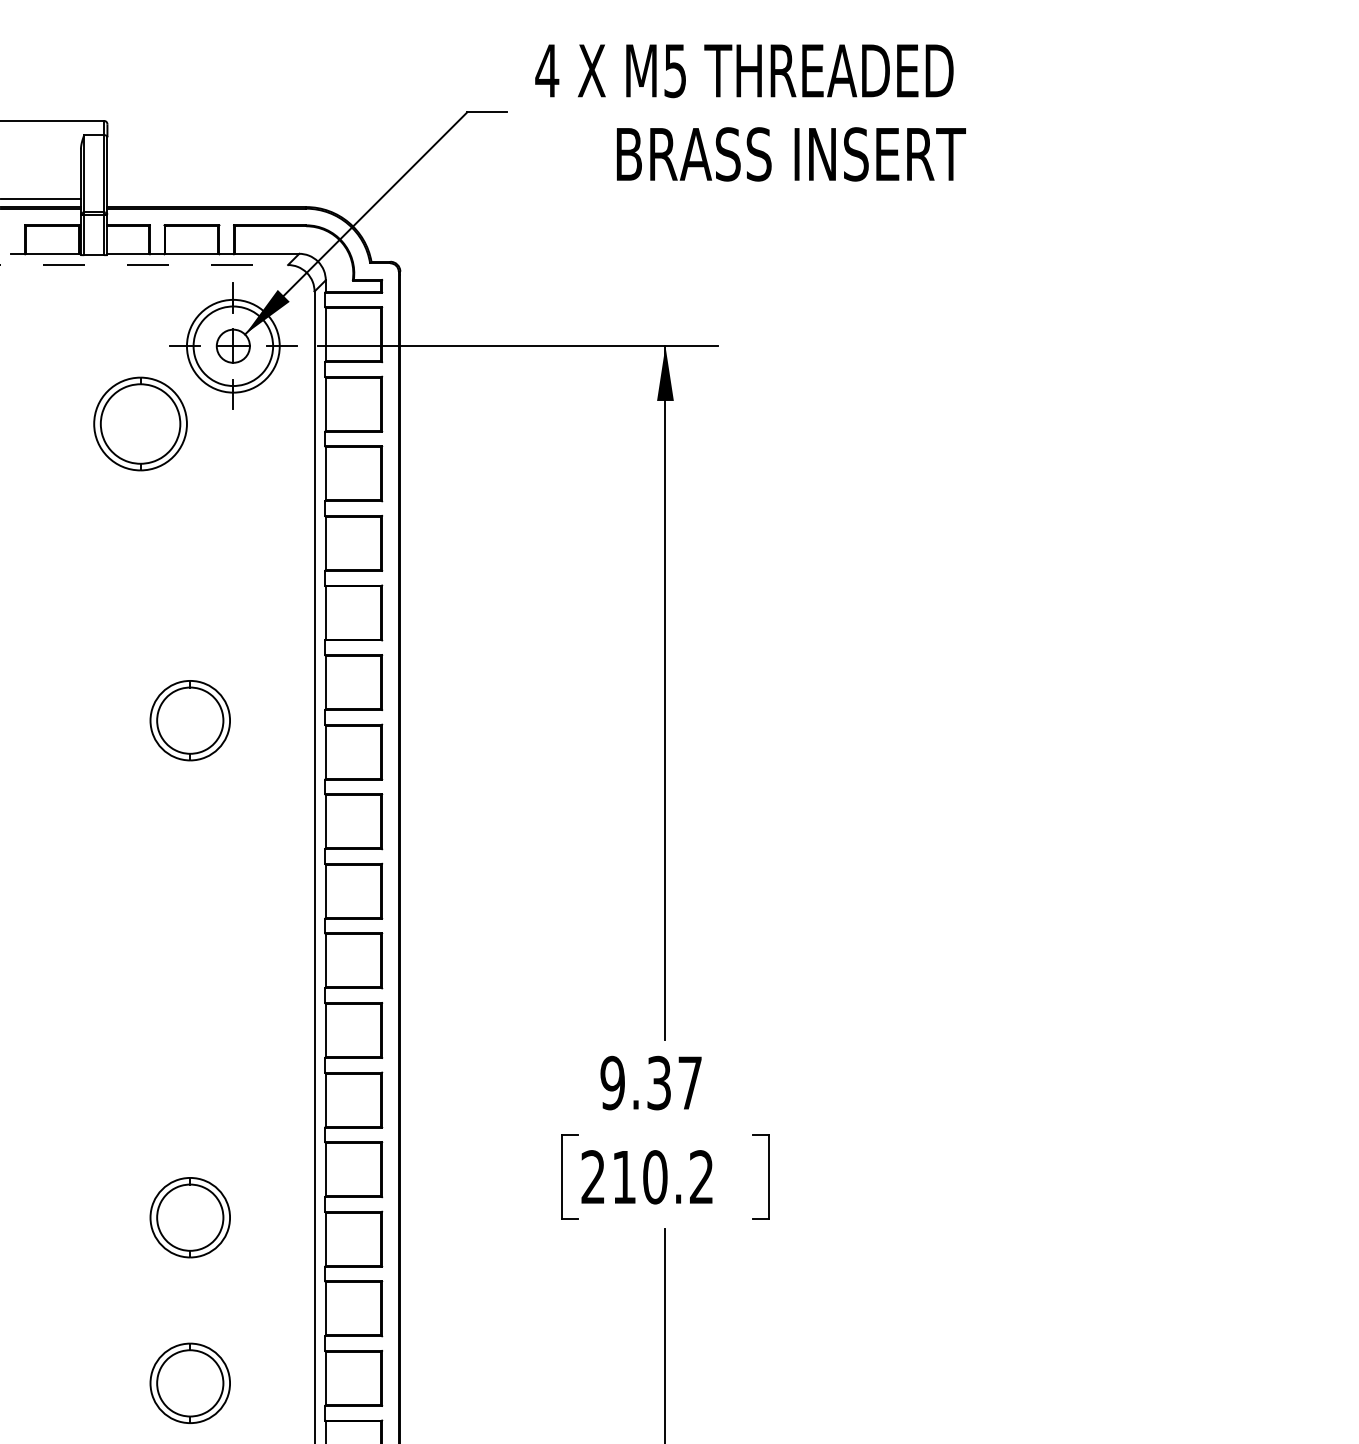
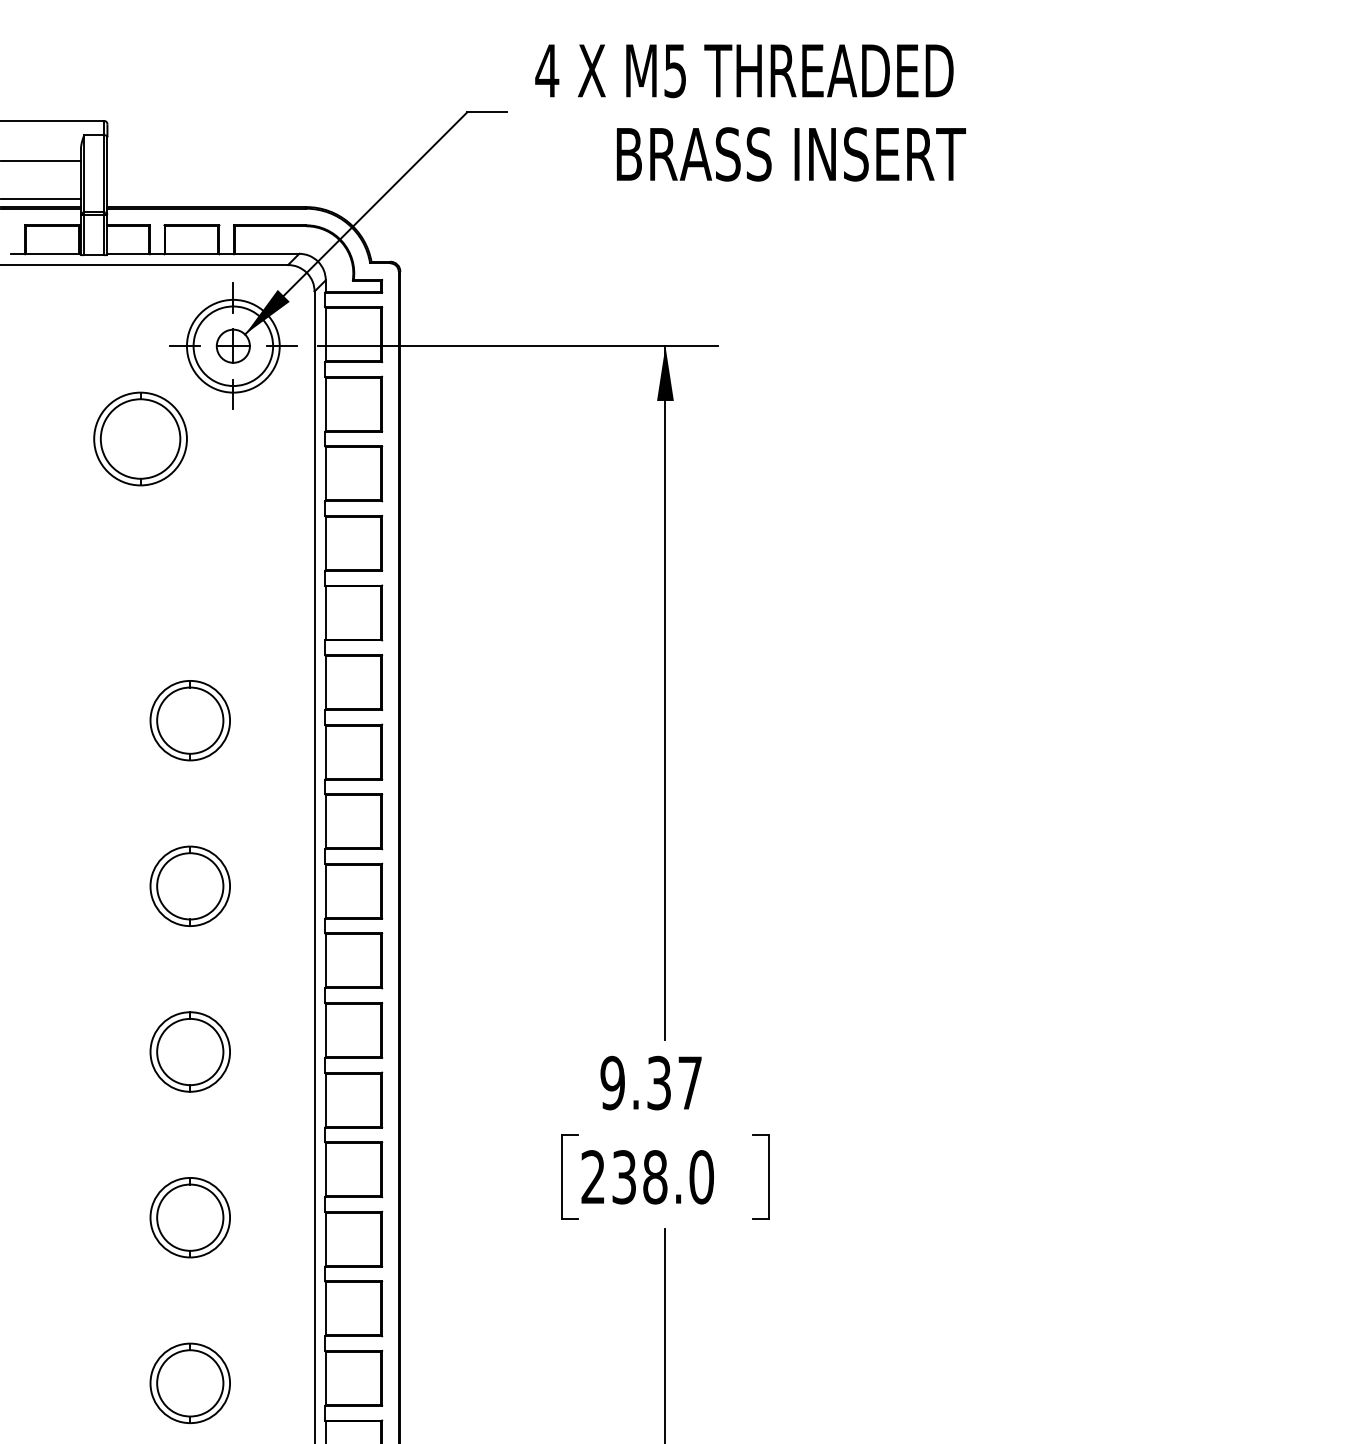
line: none -> present (41, 160)
line: dashed -> solid (144, 265)
part position: (140, 423) -> (140, 438) (140, 438)
part: none -> present (189, 885)
part: none -> present (189, 1051)
text: 210.2 -> 238.0 (662, 1177)
